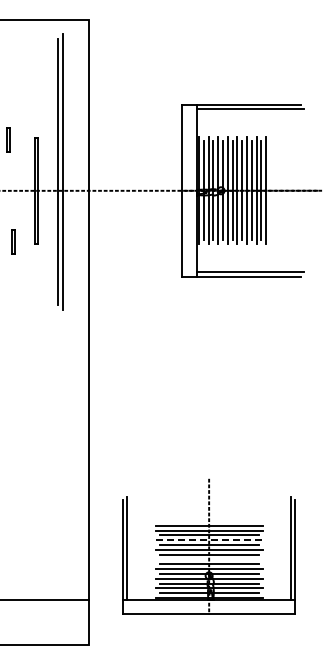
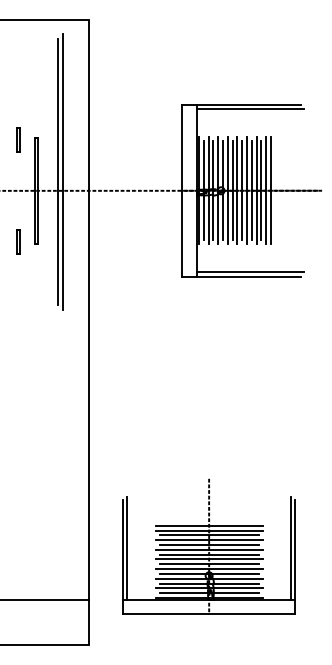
line position: (7, 139) -> (17, 139) (17, 139)
line: none -> present (271, 190)
line position: (12, 241) -> (17, 241) (17, 241)
line: dashed -> solid (209, 540)
line: none -> present (208, 559)
